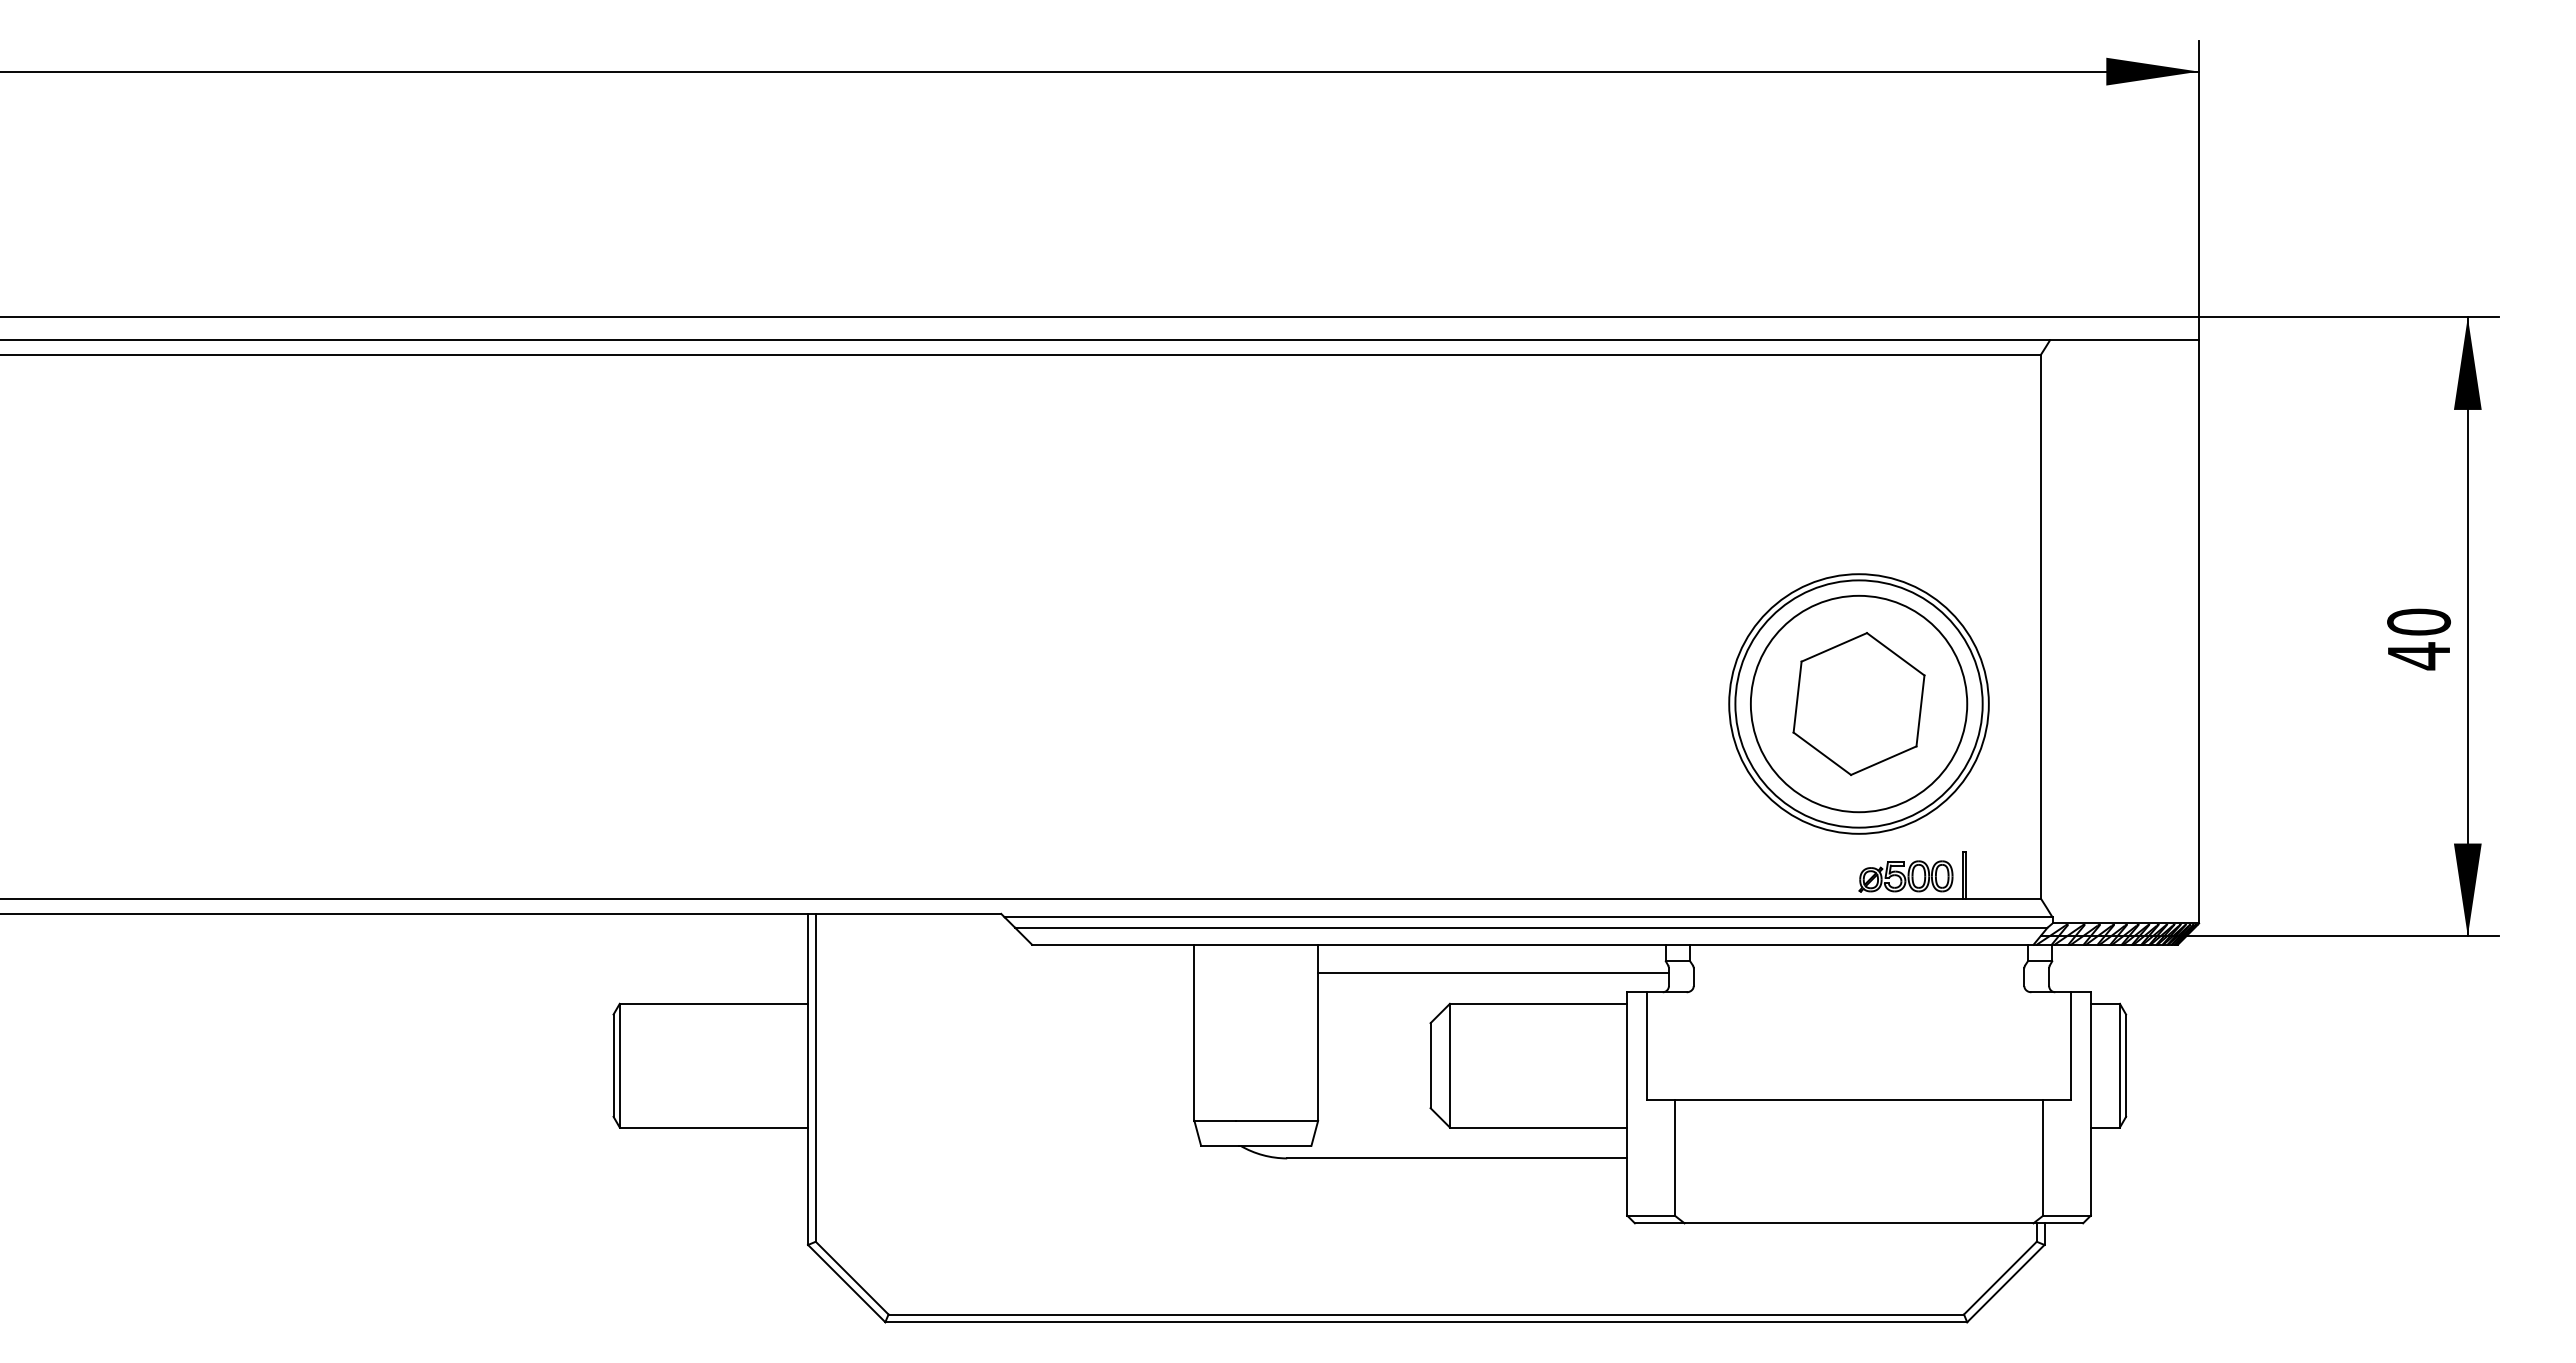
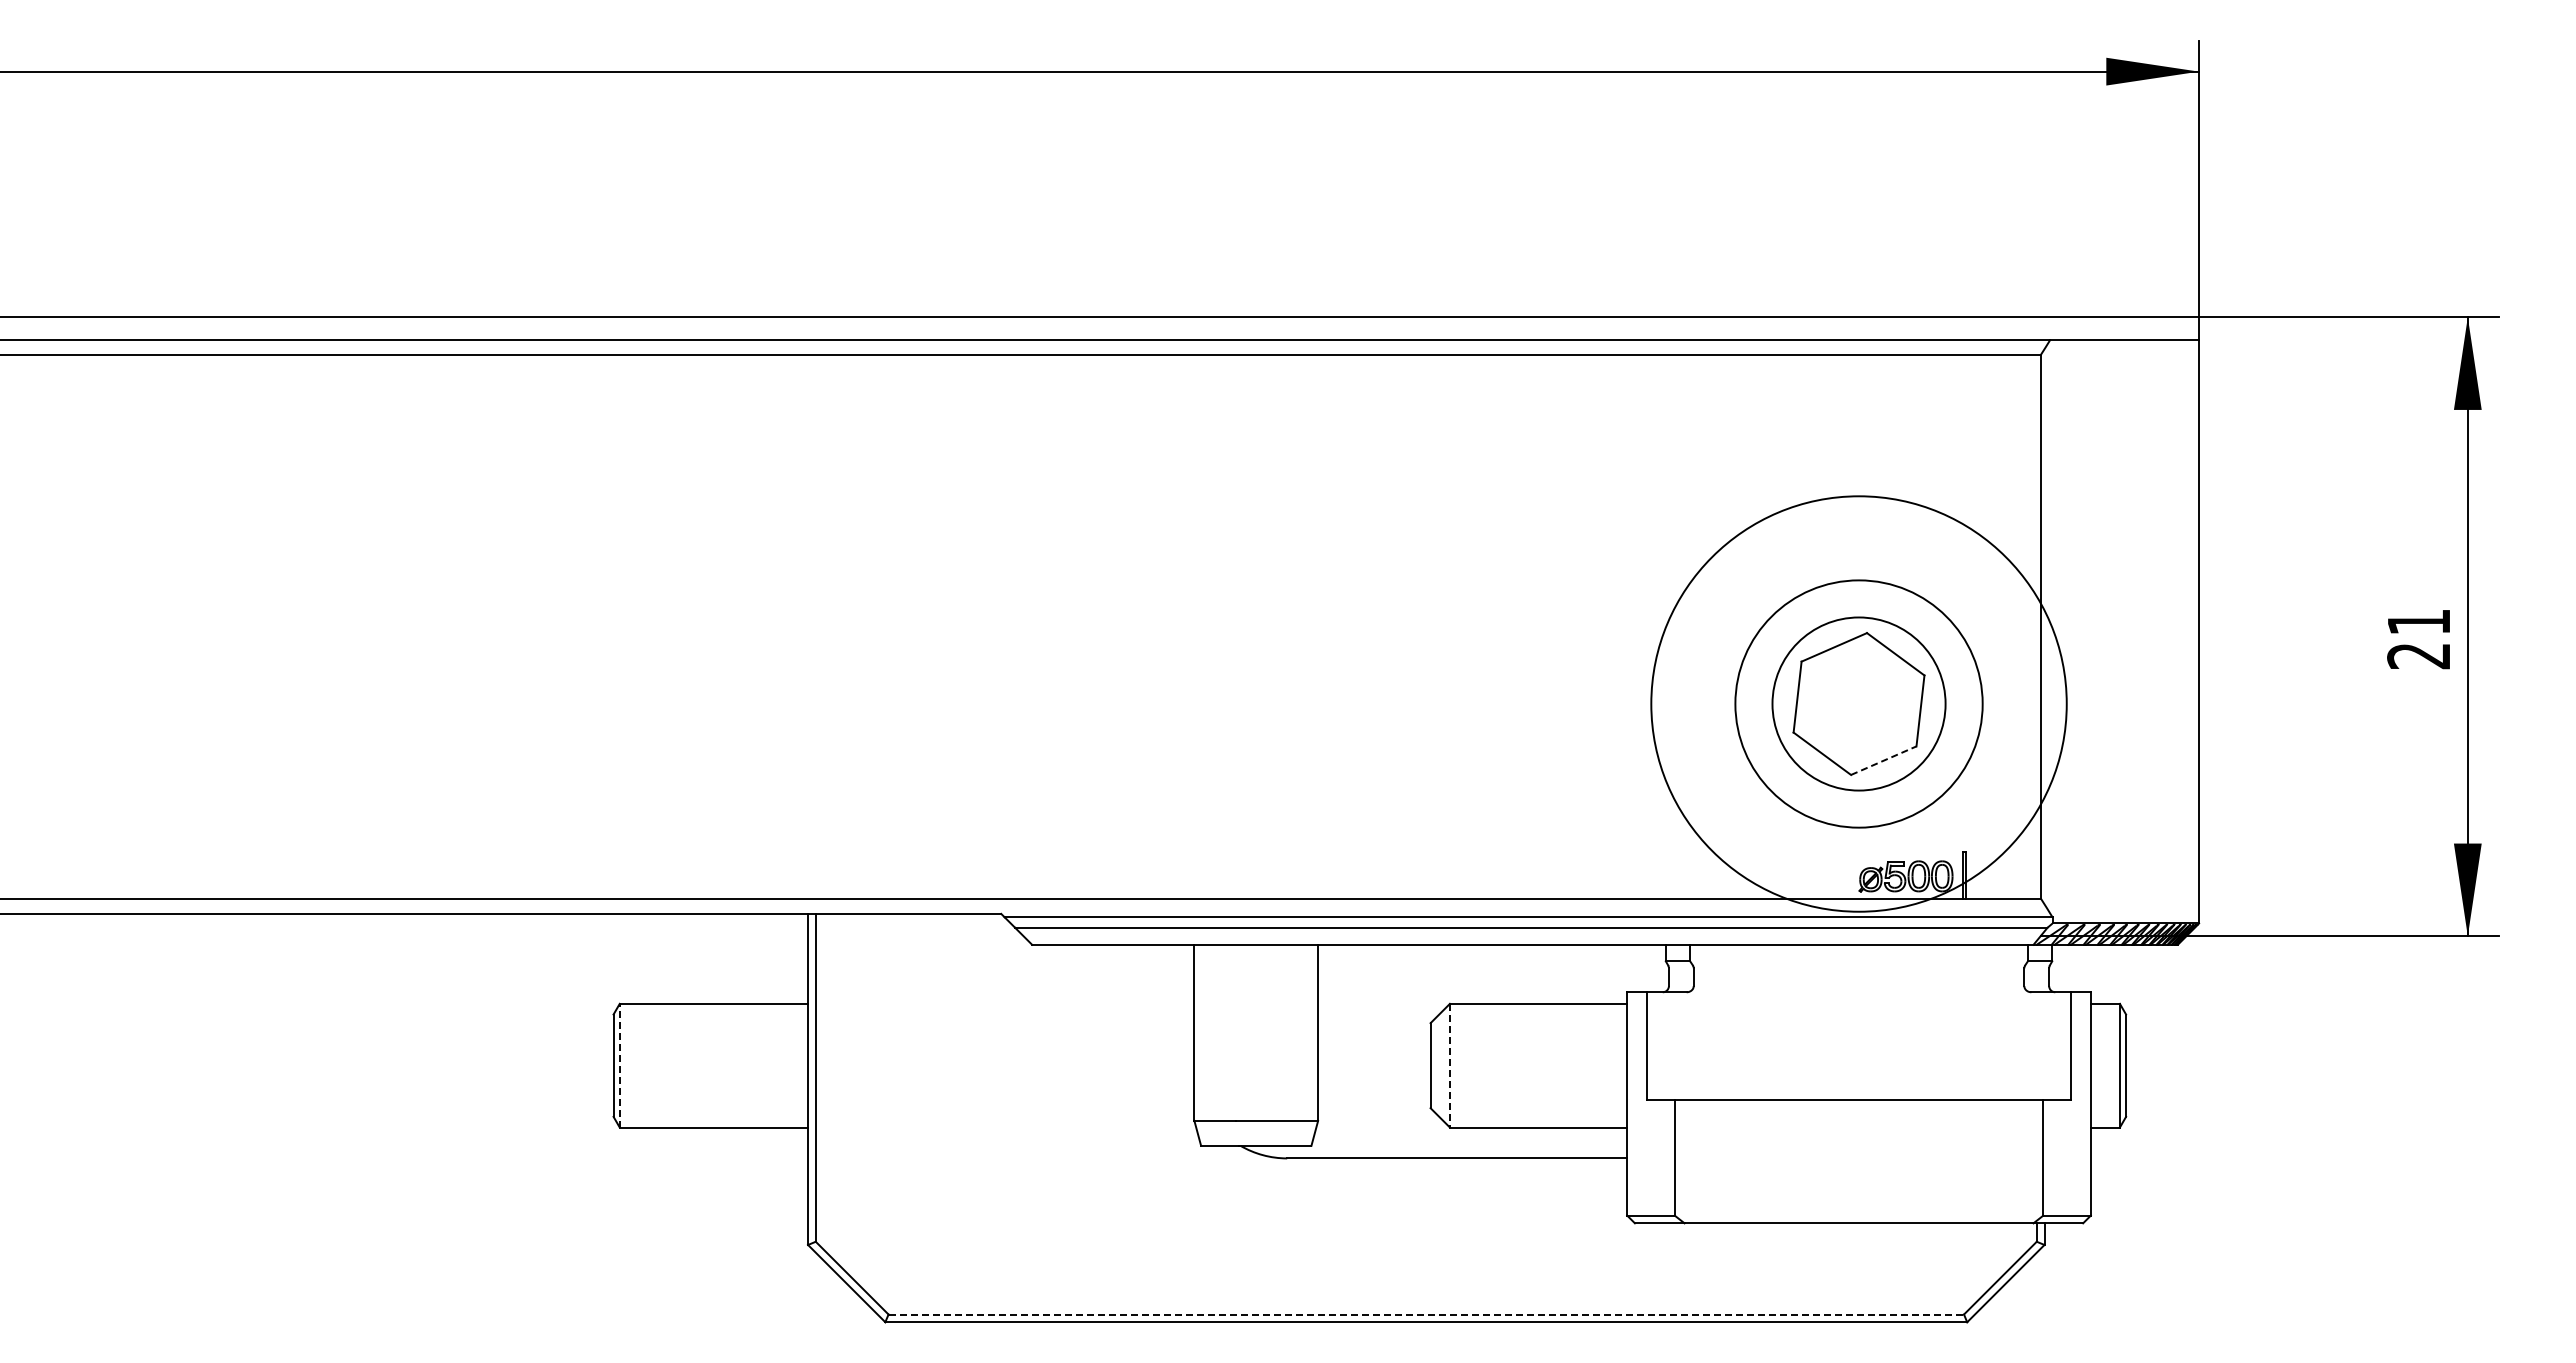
text: 40 -> 21 (2419, 639)
circle diameter: 216 px -> 173 px (1858, 703)
circle diameter: 260 px -> 415 px (1858, 703)
line: solid -> dashed (1883, 760)
line: present -> none (1493, 972)
line: solid -> dashed (619, 1065)
line: solid -> dashed (1449, 1065)
line: solid -> dashed (1426, 1314)
